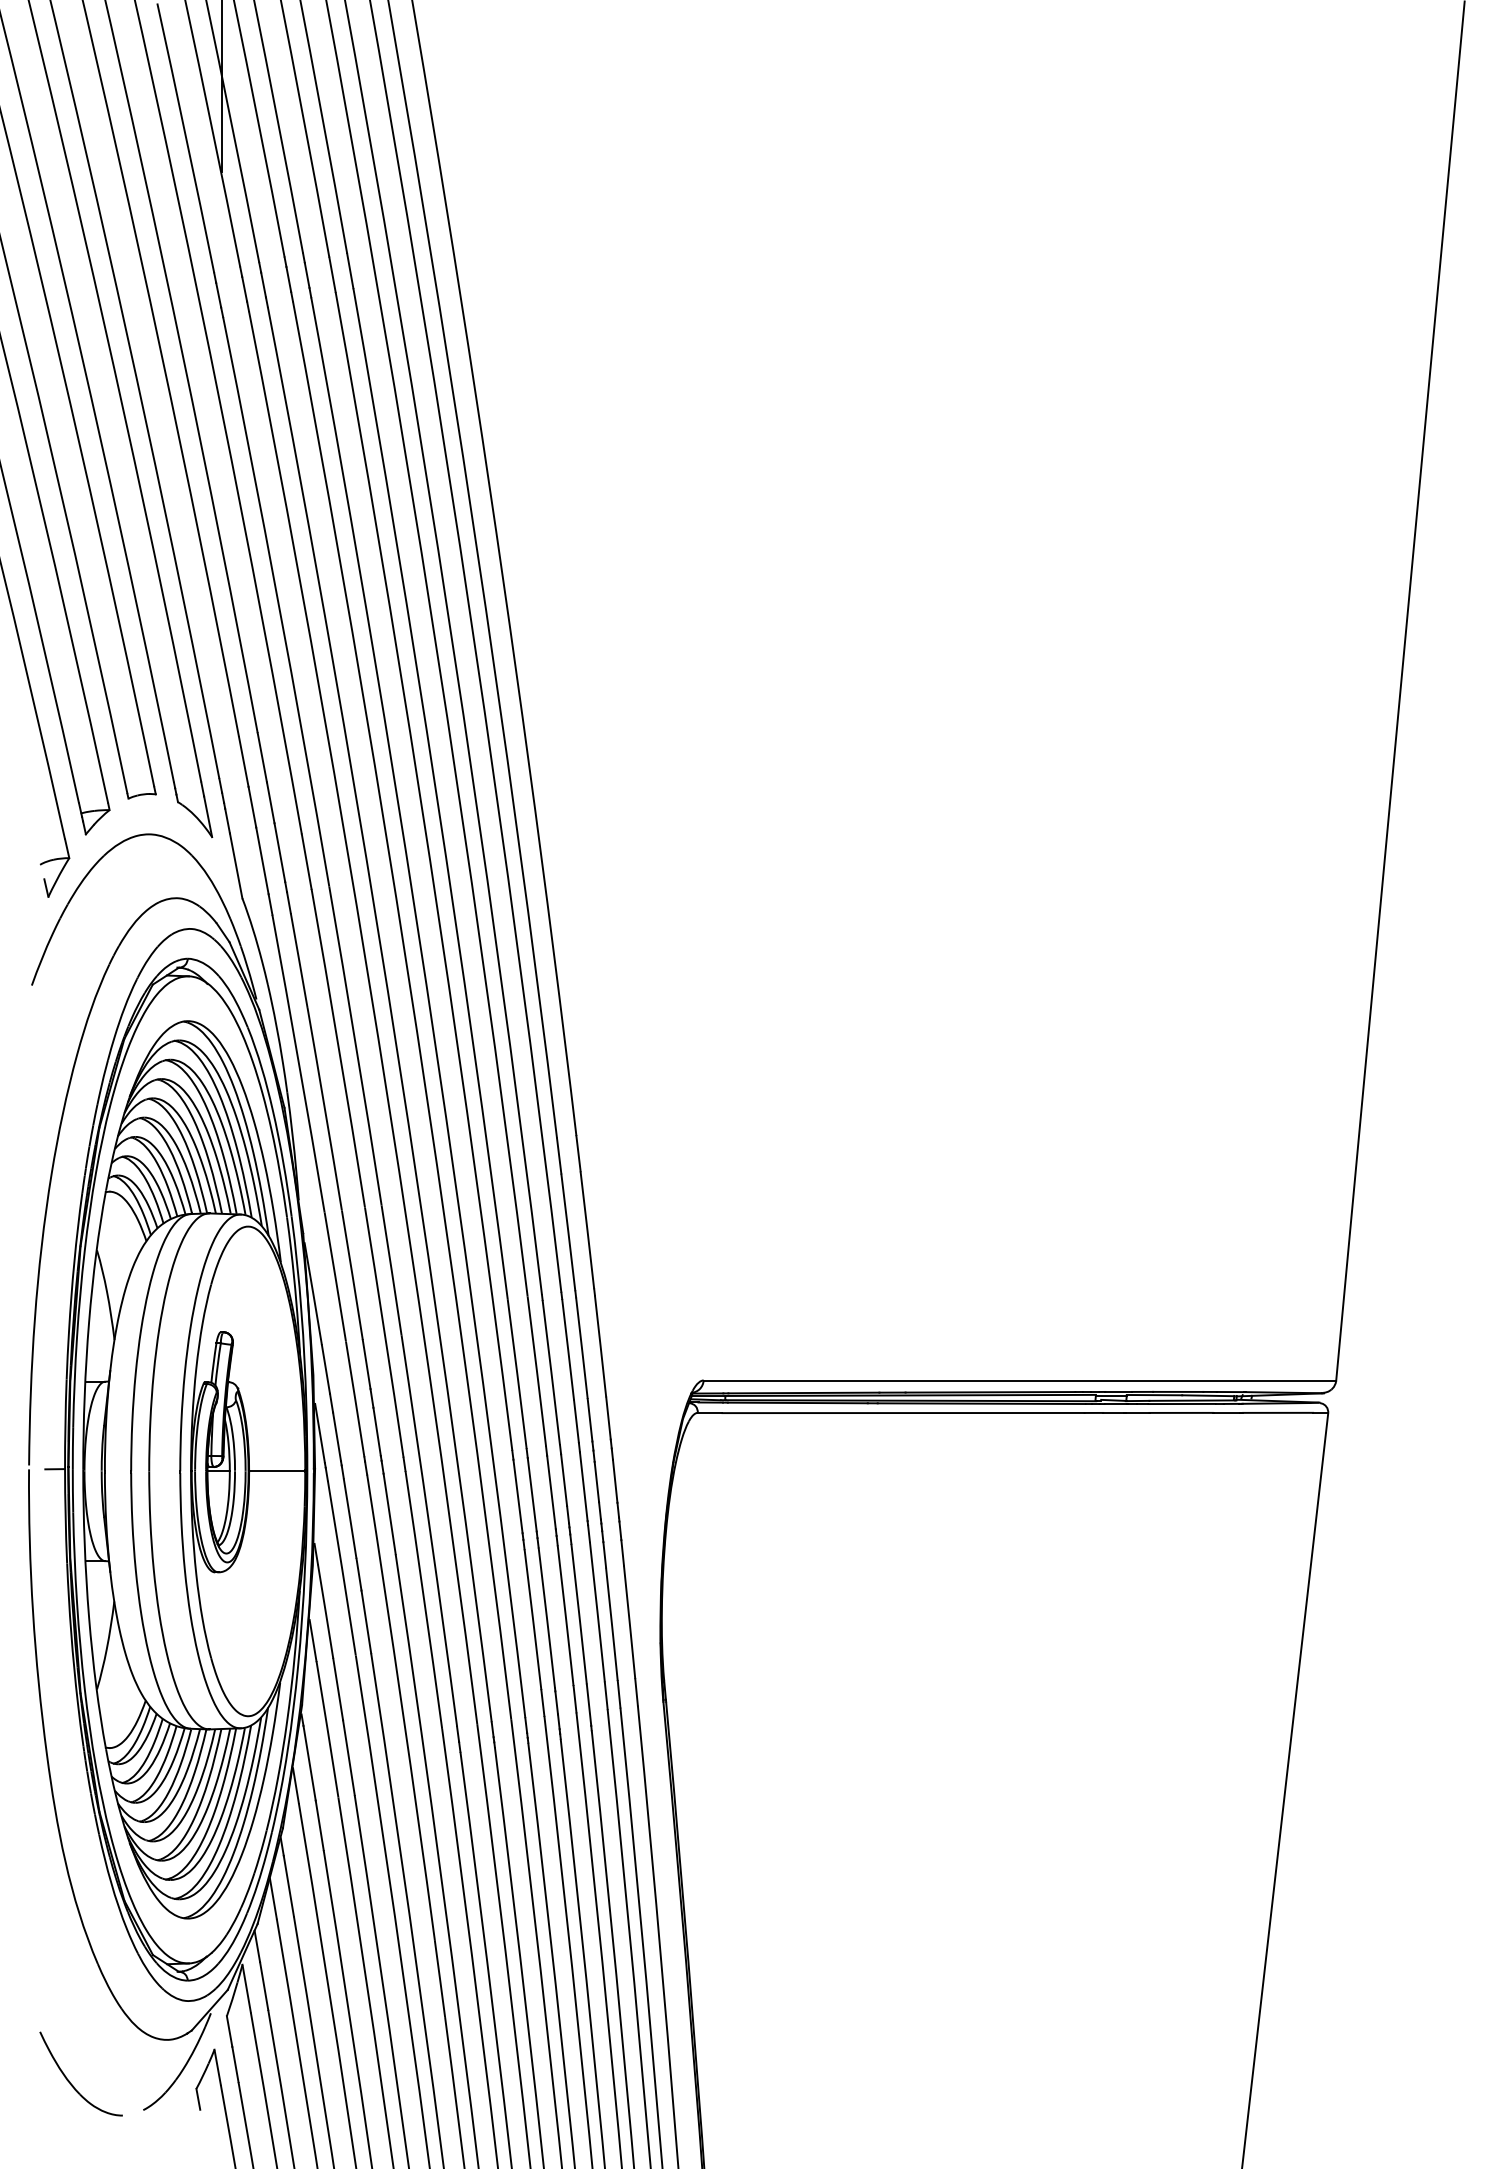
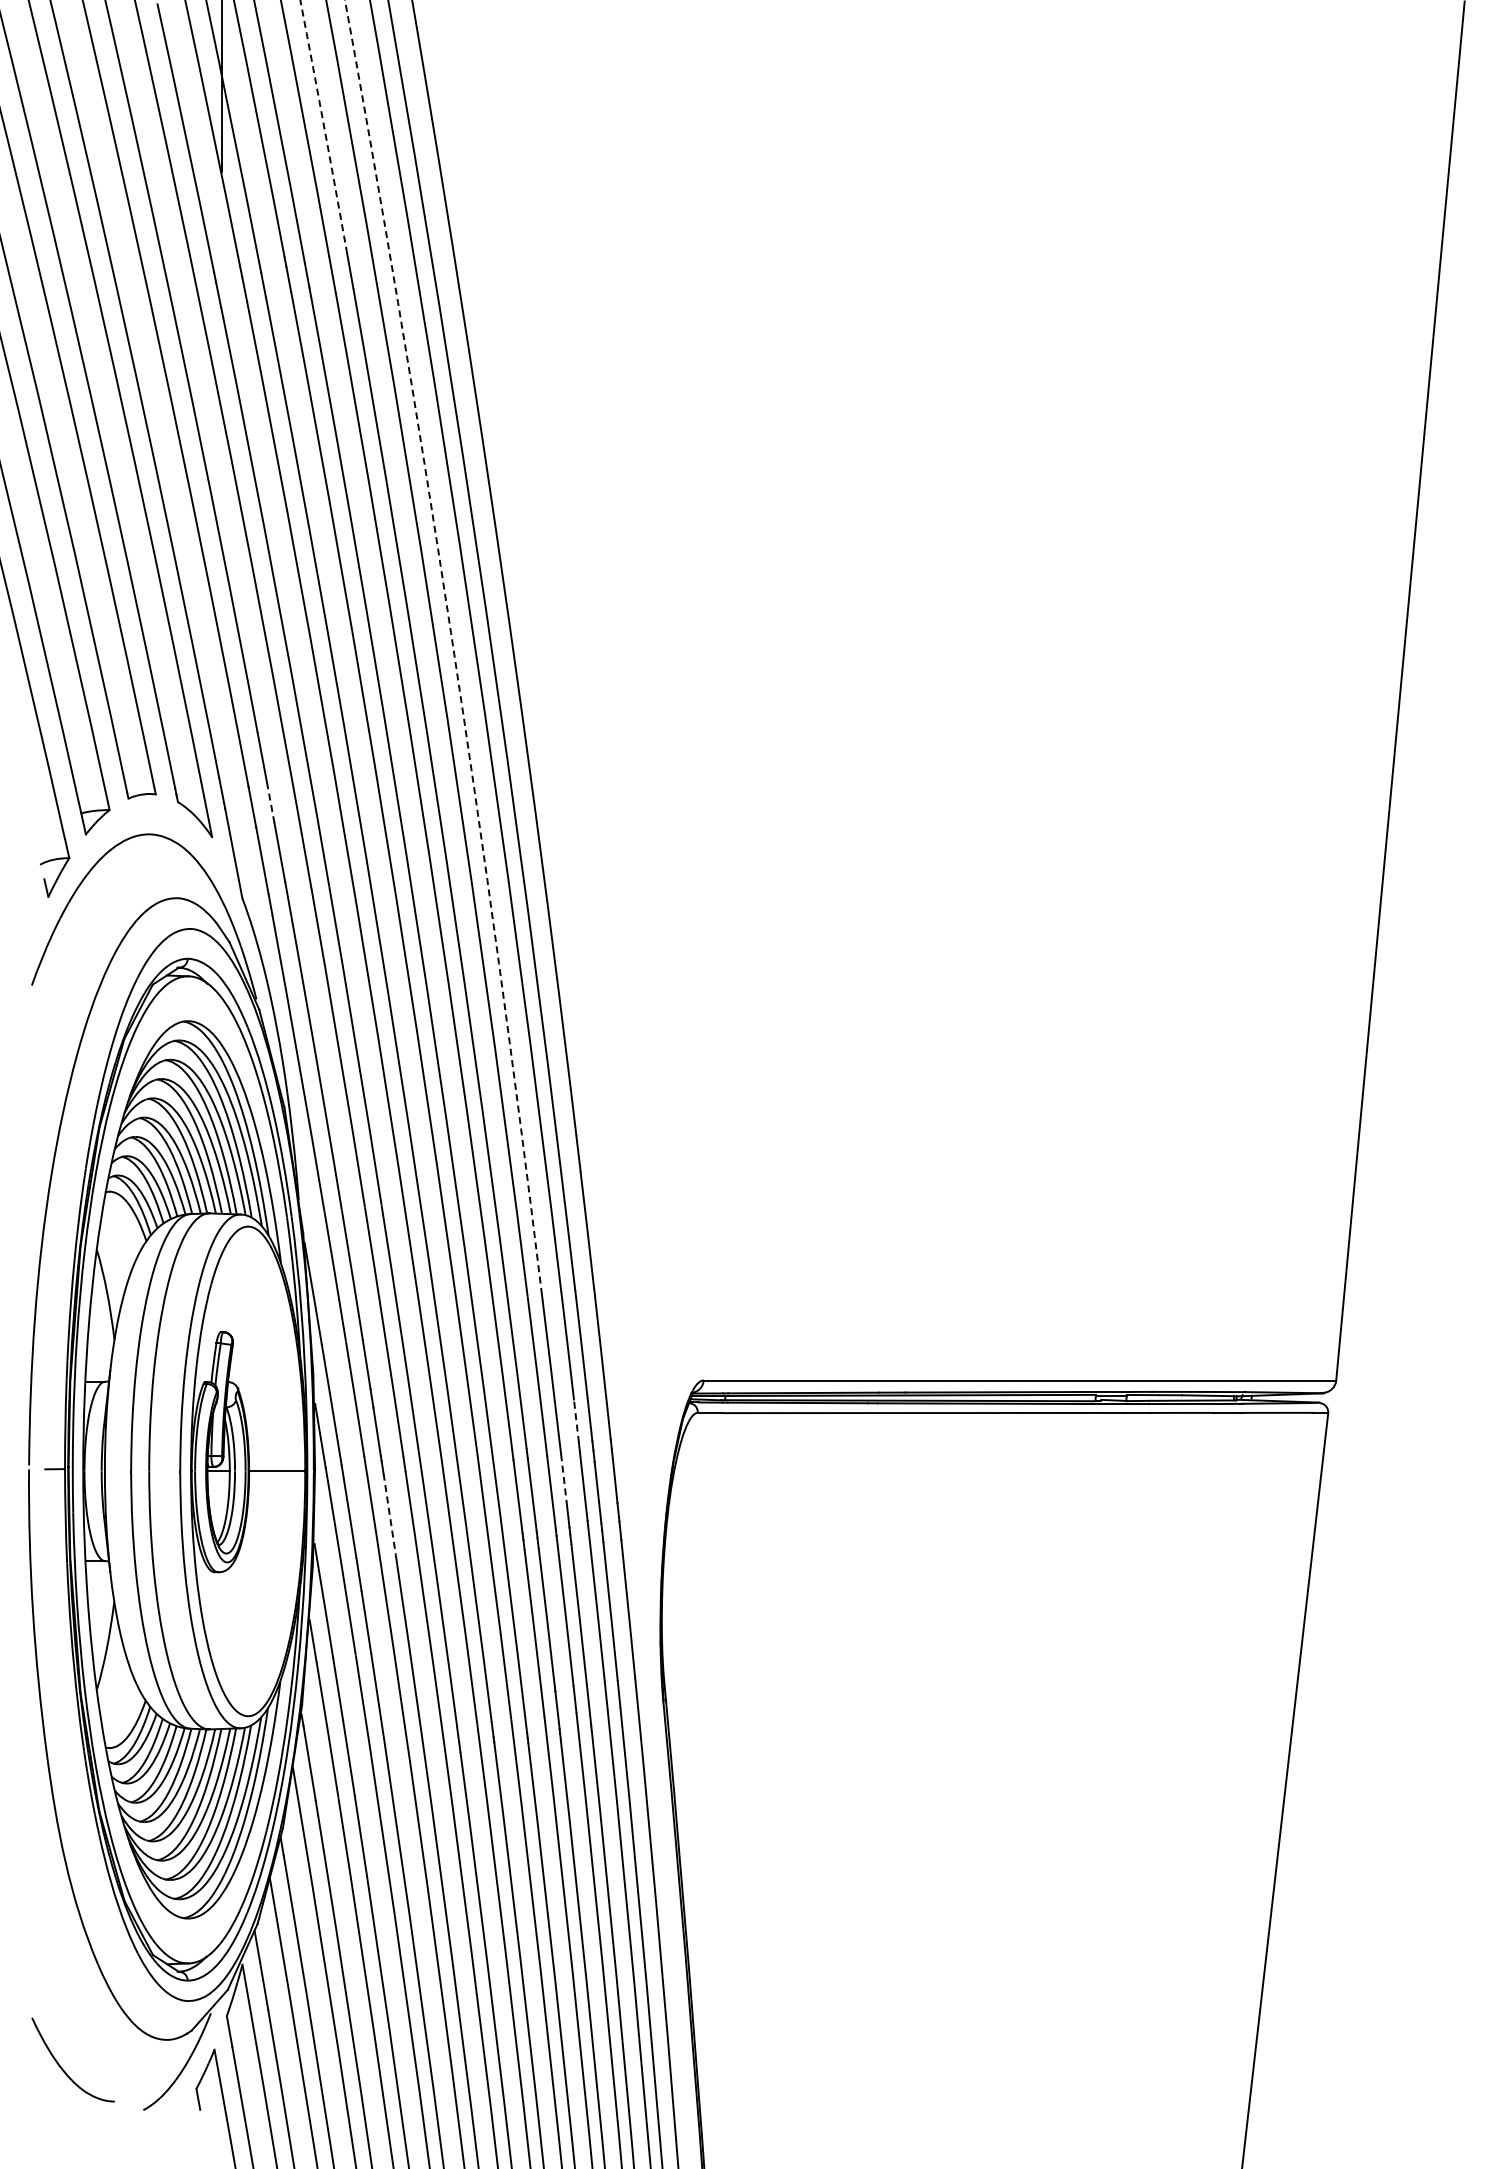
arc: solid -> dashed (323, 125)
arc: solid -> dashed (452, 645)
line: solid -> dashed (270, 802)
line: solid -> dashed (576, 1421)
line: solid -> dashed (564, 1480)
line: solid -> dashed (389, 1514)
part position: (70, 2081) -> (62, 2067) (62, 2067)
